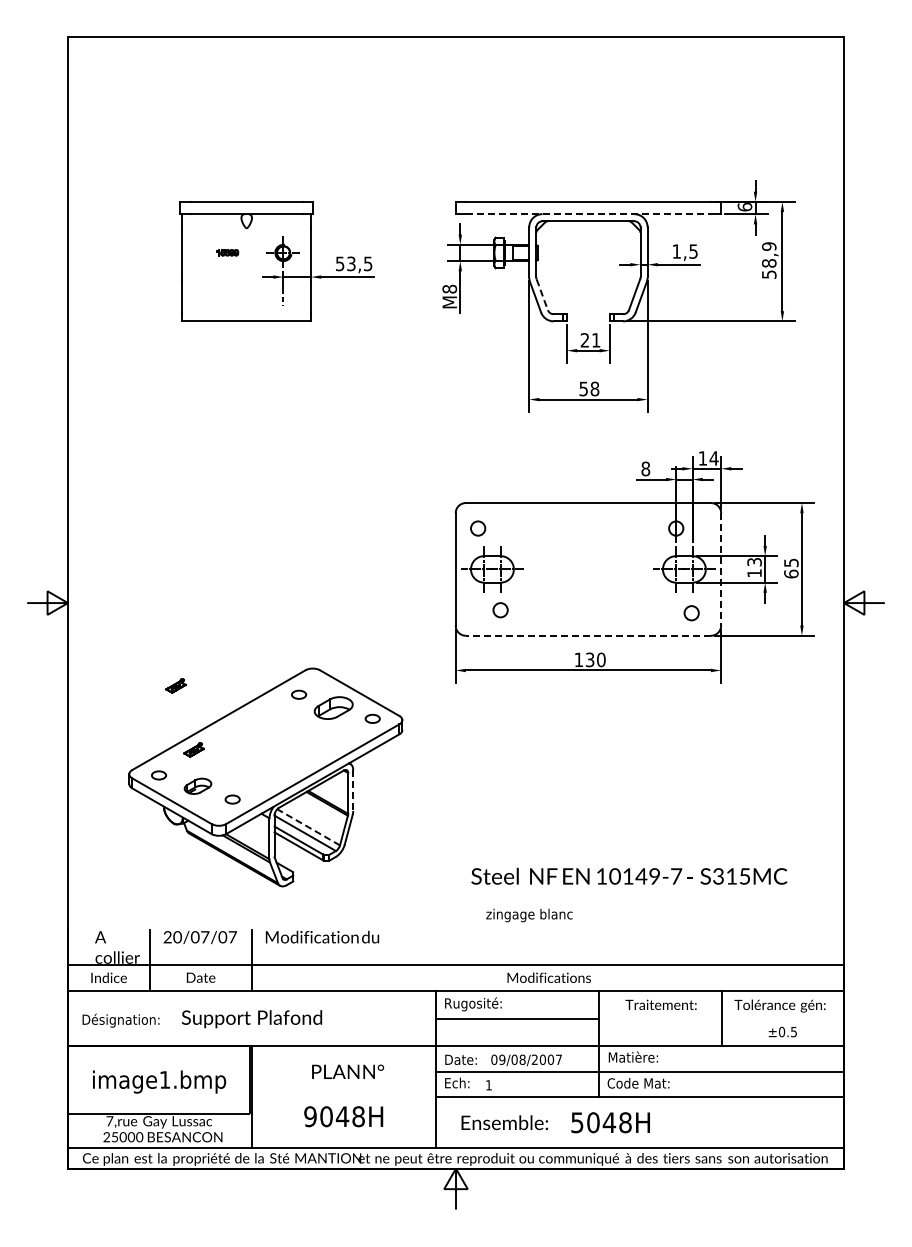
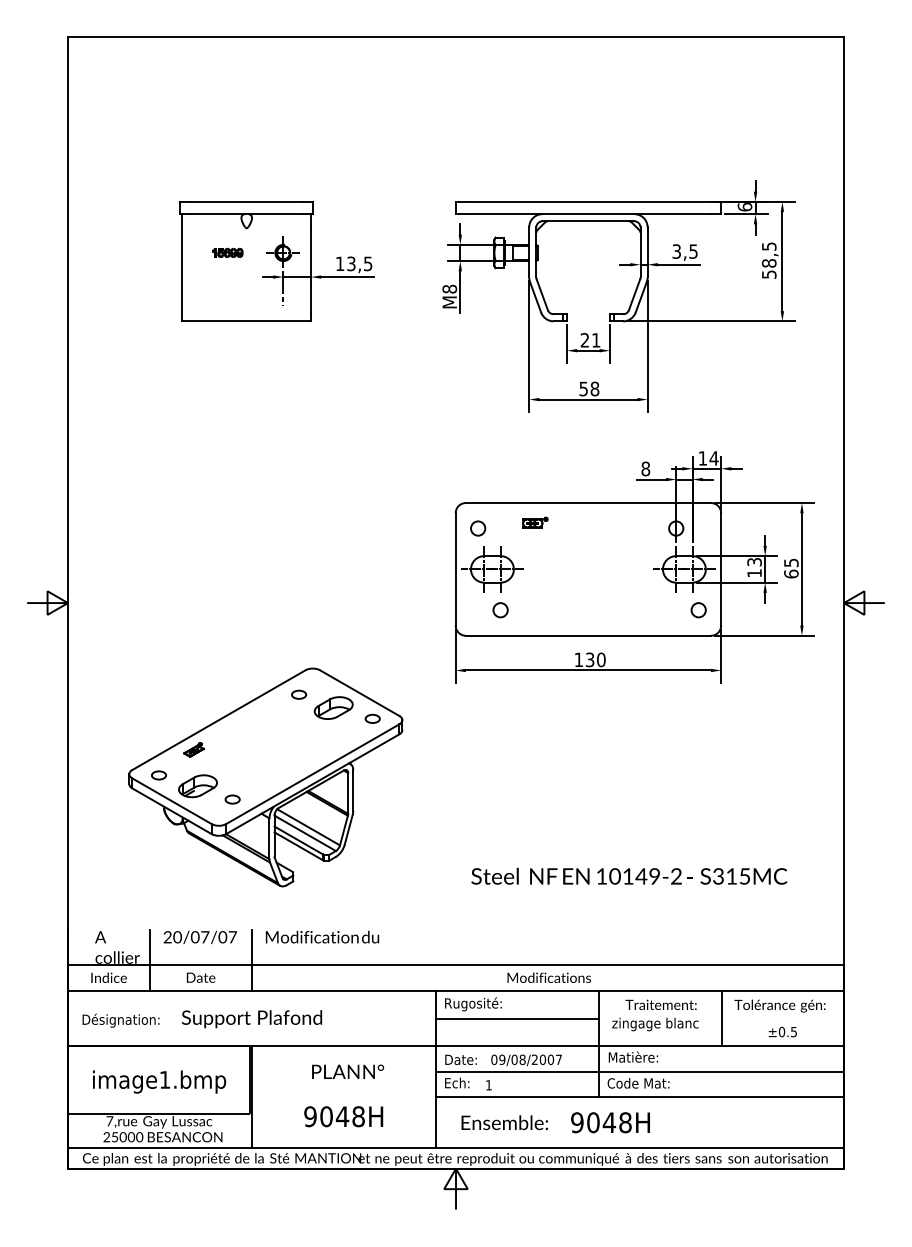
line: dashed -> solid (588, 214)
text: 58,9 -> 58,5 (768, 246)
text: 1,5 -> 3,5 (676, 251)
part size: 24x8 px -> 32x11 px (227, 252)
text: 53,5 -> 13,5 (340, 263)
line: dashed -> solid (542, 295)
part: none -> present (535, 522)
line: dashed -> solid (721, 569)
circle position: (691, 613) -> (698, 610) (698, 610)
line: dashed -> solid (588, 635)
part: present -> none (175, 685)
part size: 30x18 px -> 40x25 px (197, 786)
line: dashed -> solid (353, 791)
line: dashed -> solid (308, 827)
text: 10149-7 -> 10149-2 (676, 876)
text position: (529, 915) -> (655, 1024) (655, 1024)
text: 5048H -> 9048H (577, 1122)
